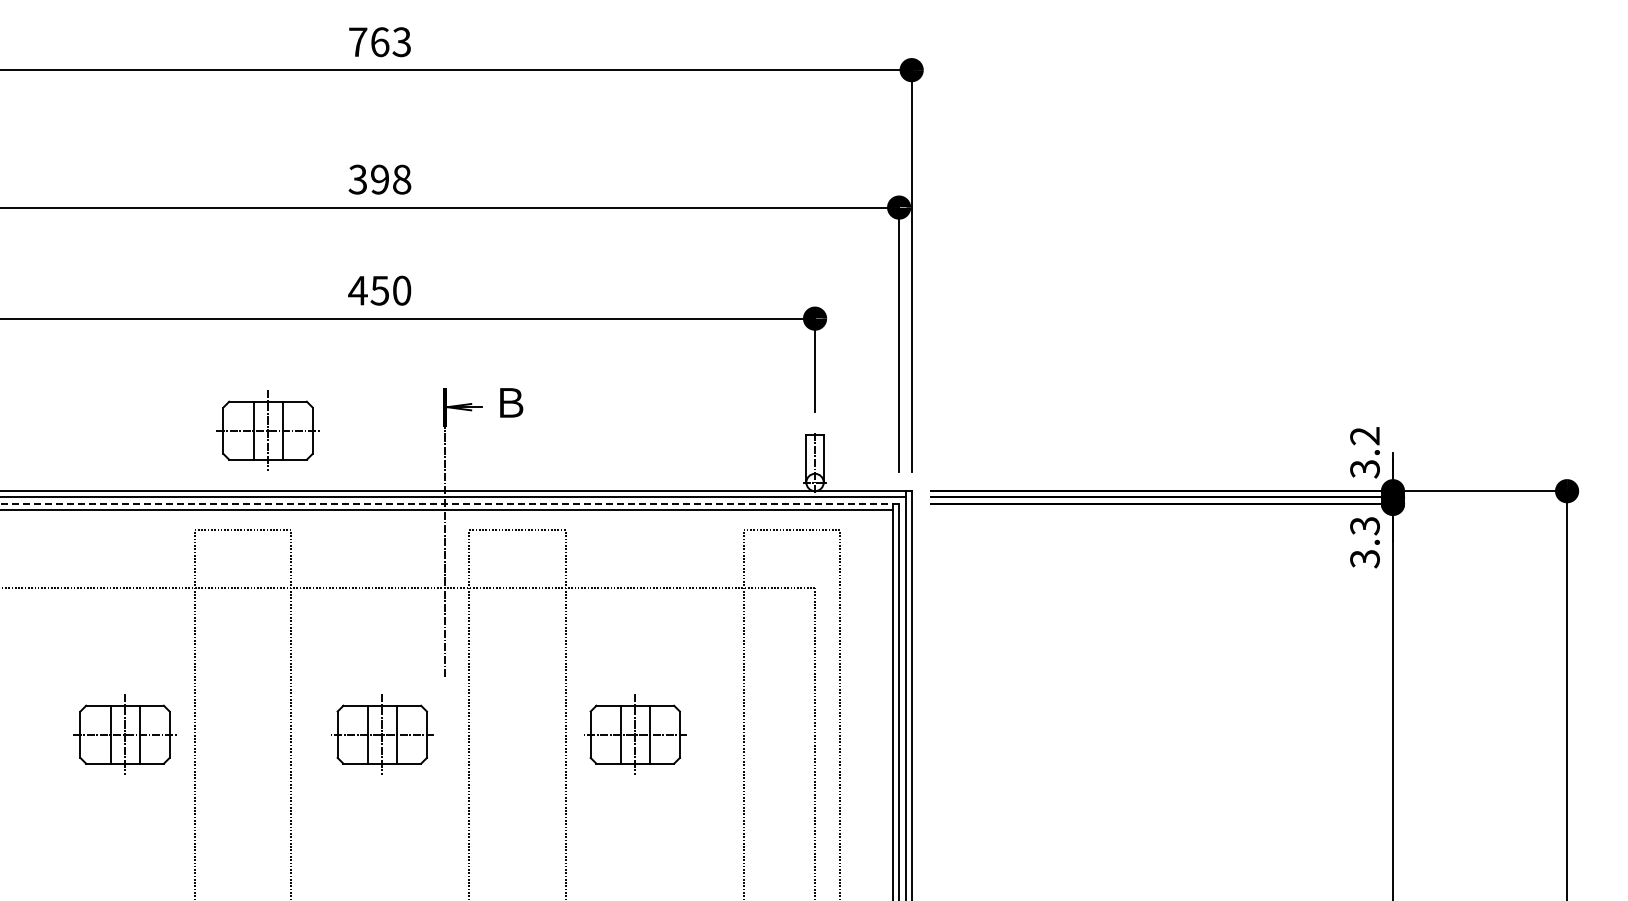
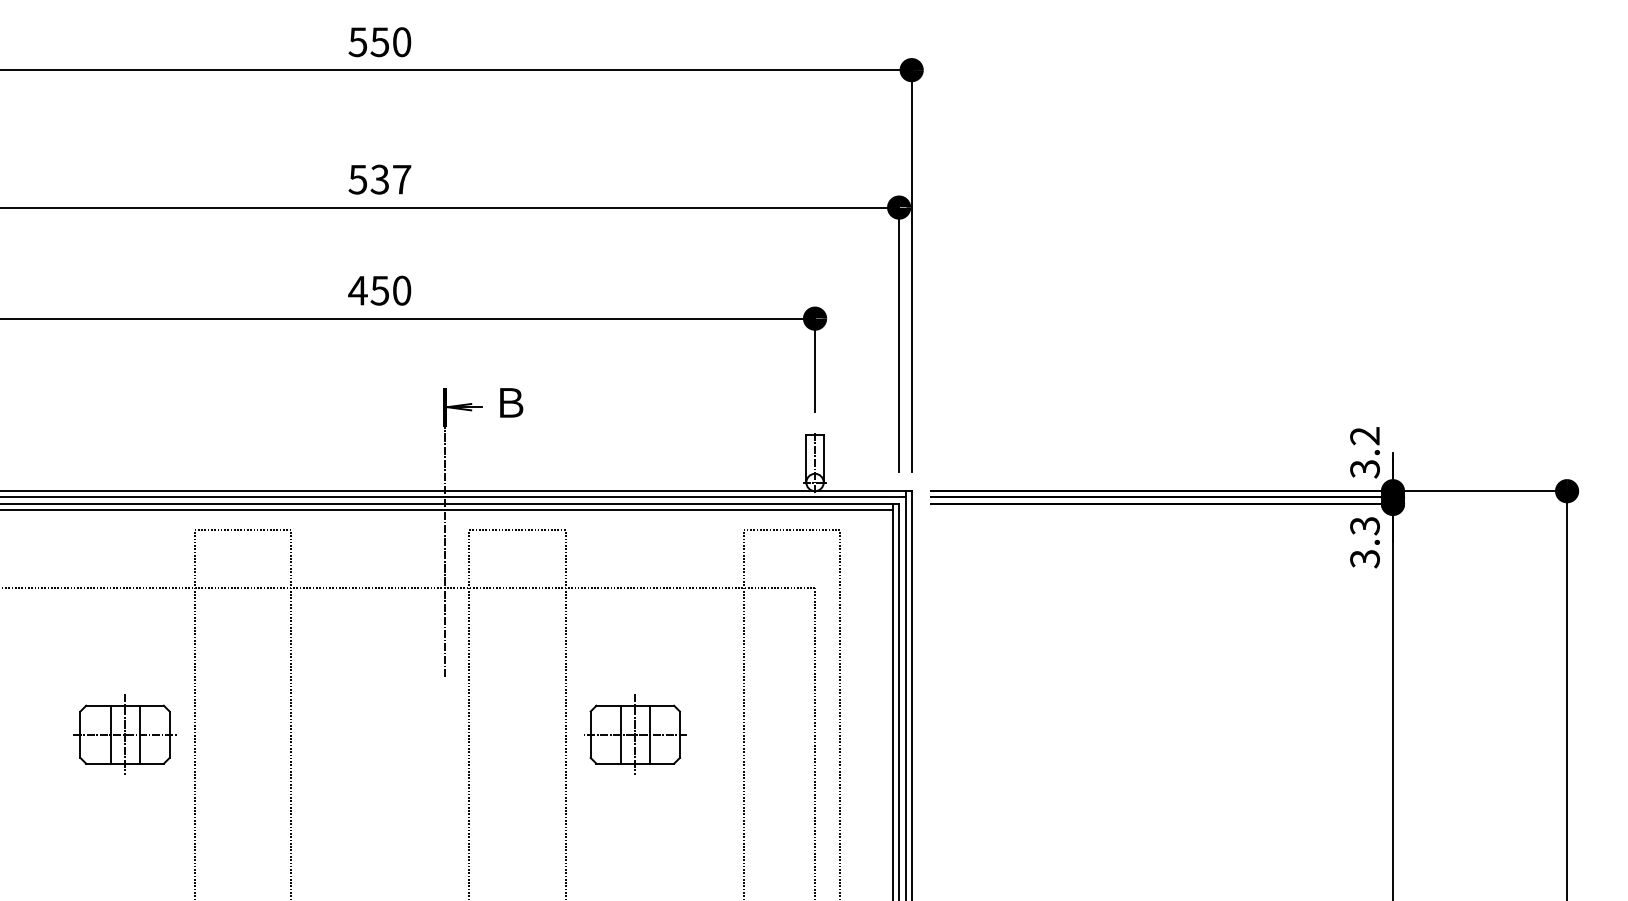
text: 763 -> 550 (379, 42)
text: 398 -> 537 (380, 179)
part: present -> none (267, 430)
line: dashed -> solid (449, 503)
part: present -> none (382, 734)
